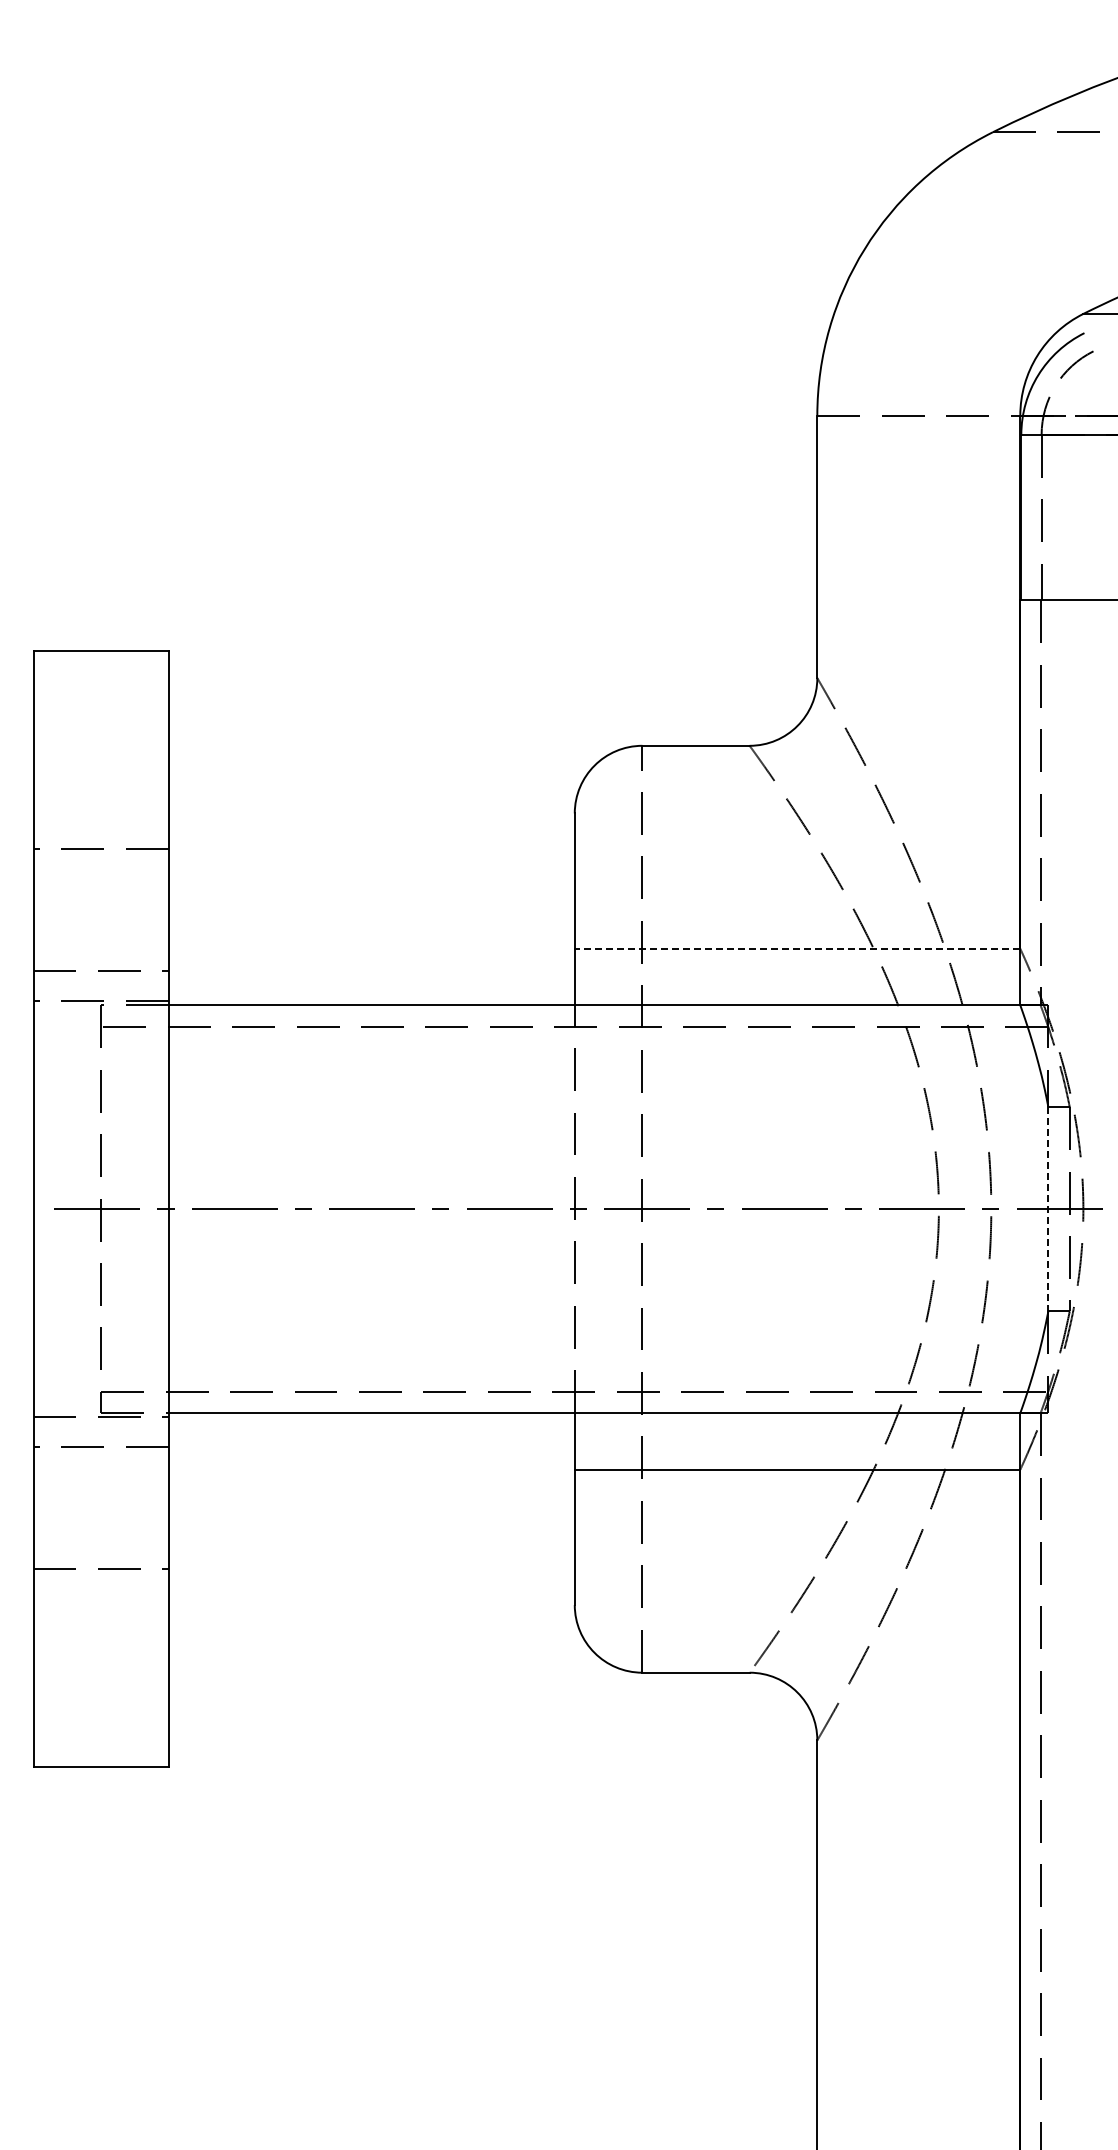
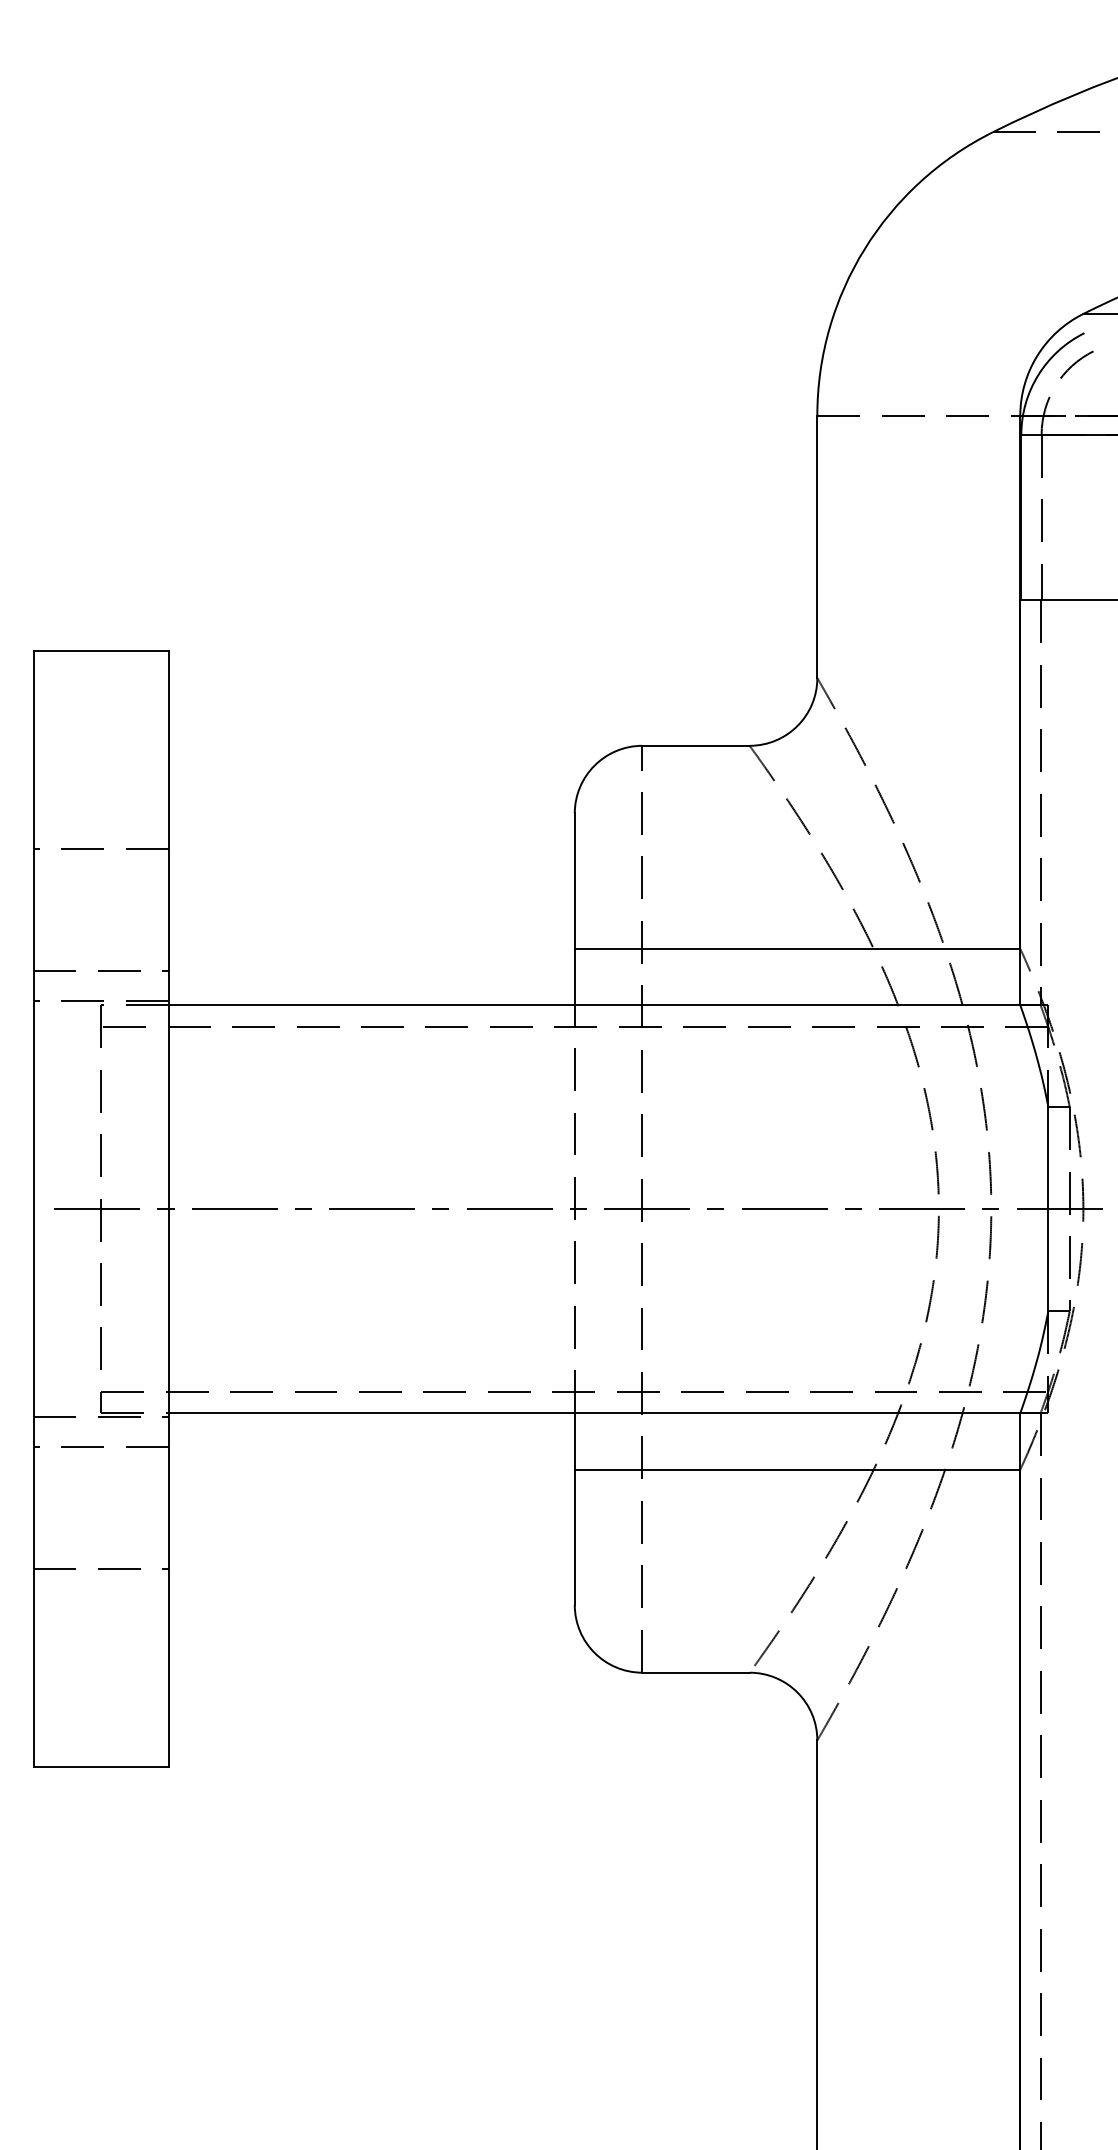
line: dashed -> solid (797, 948)
line: dashed -> solid (1048, 1209)
